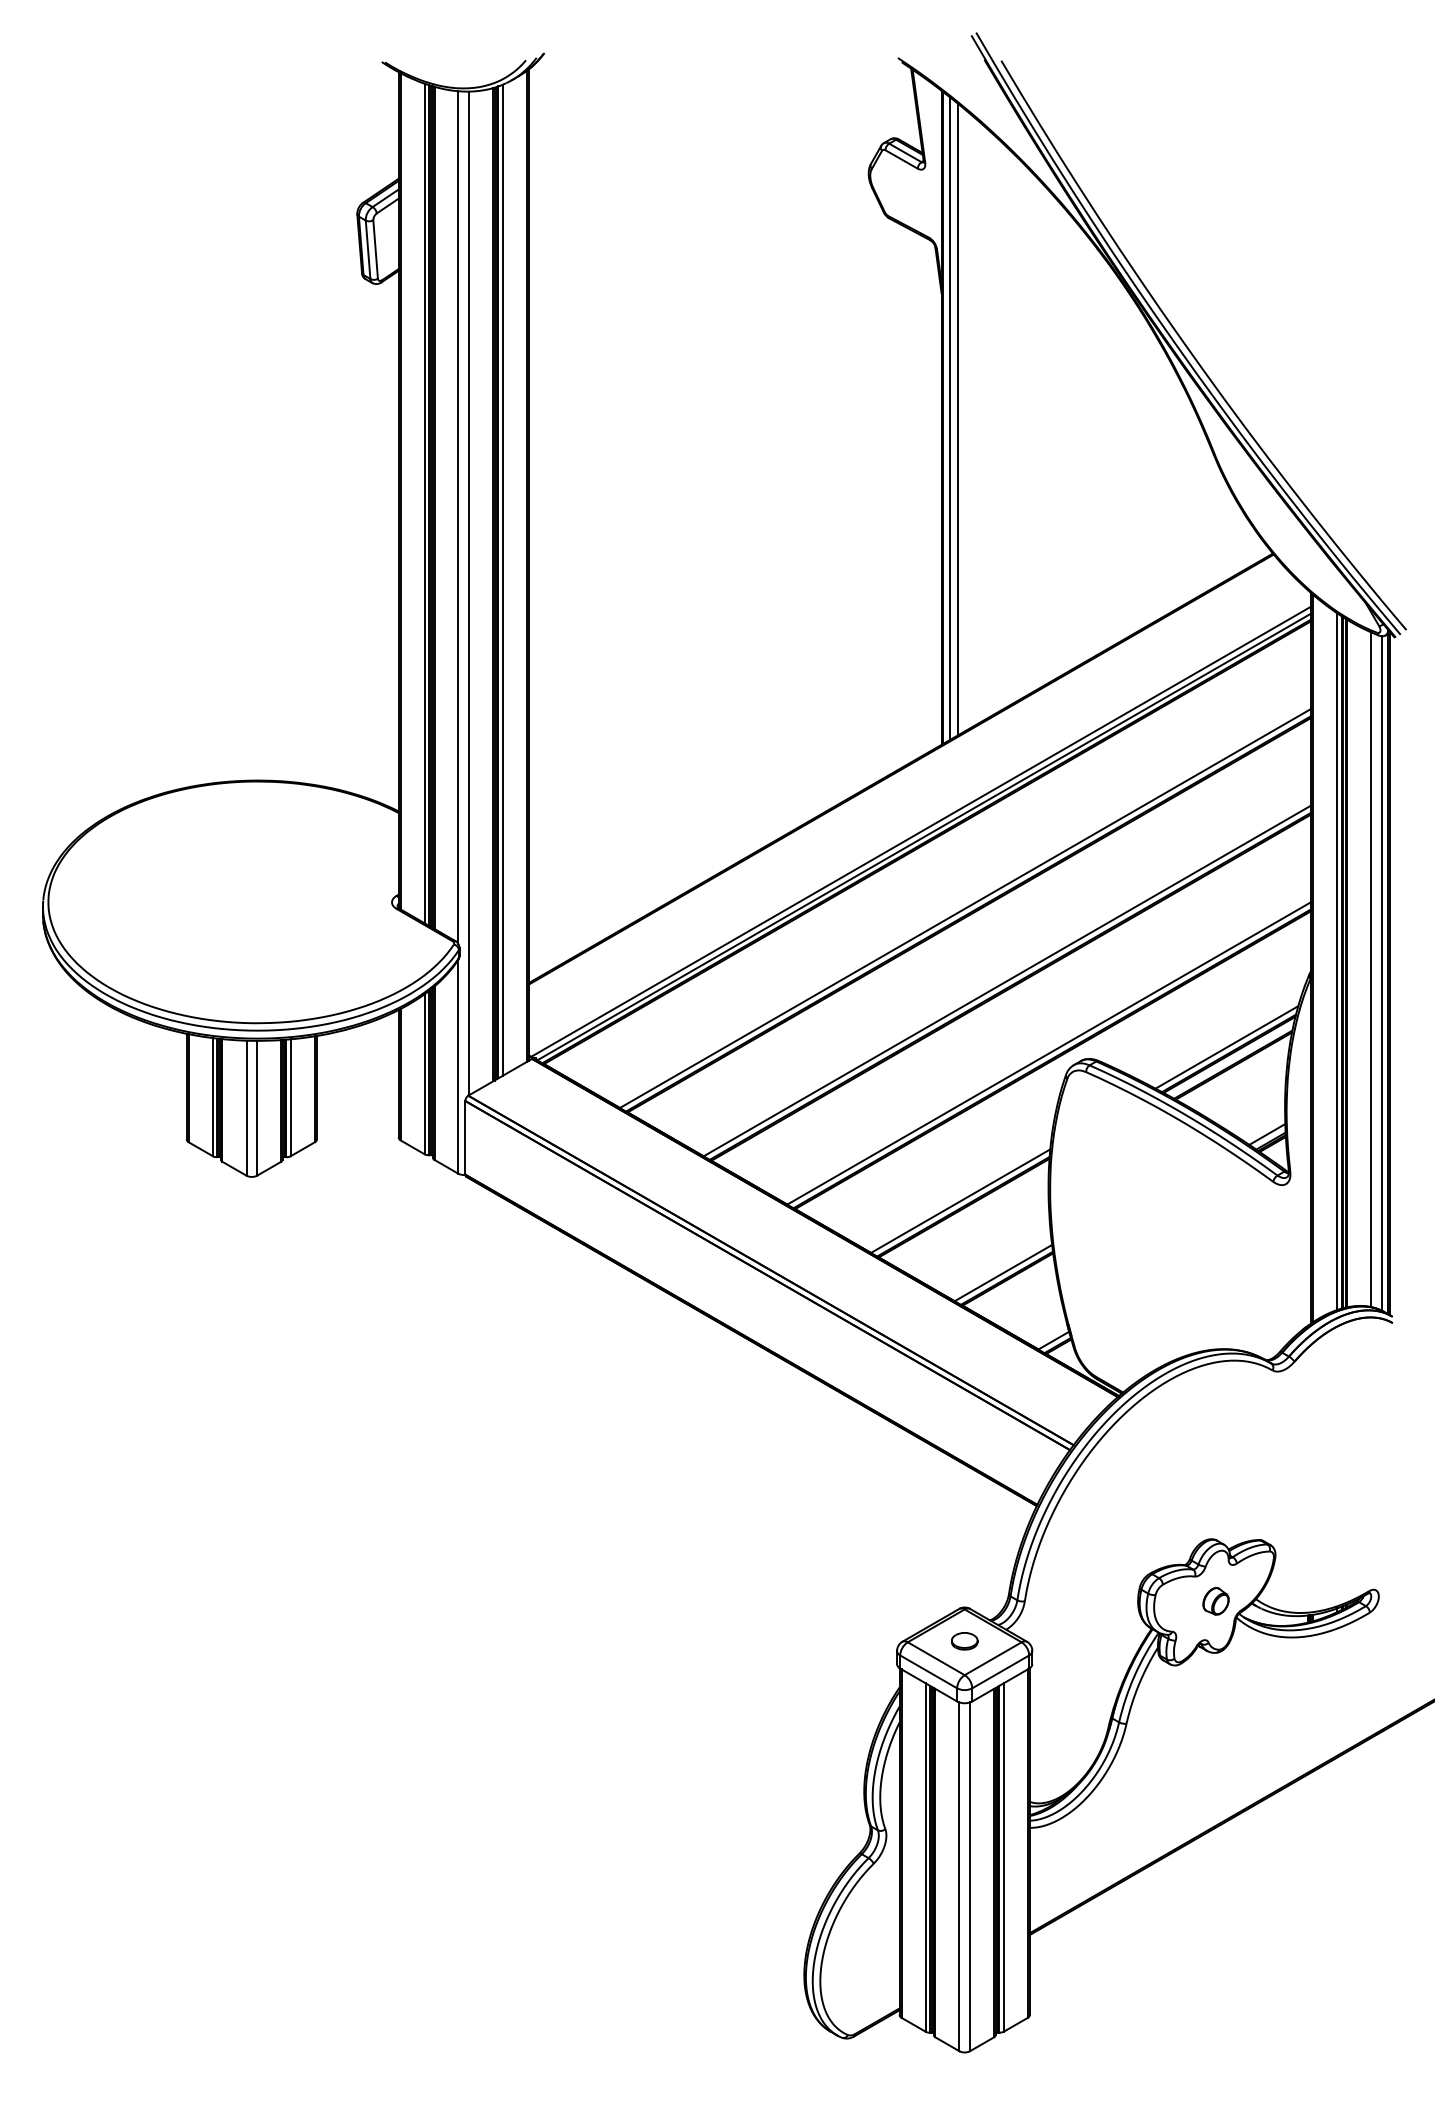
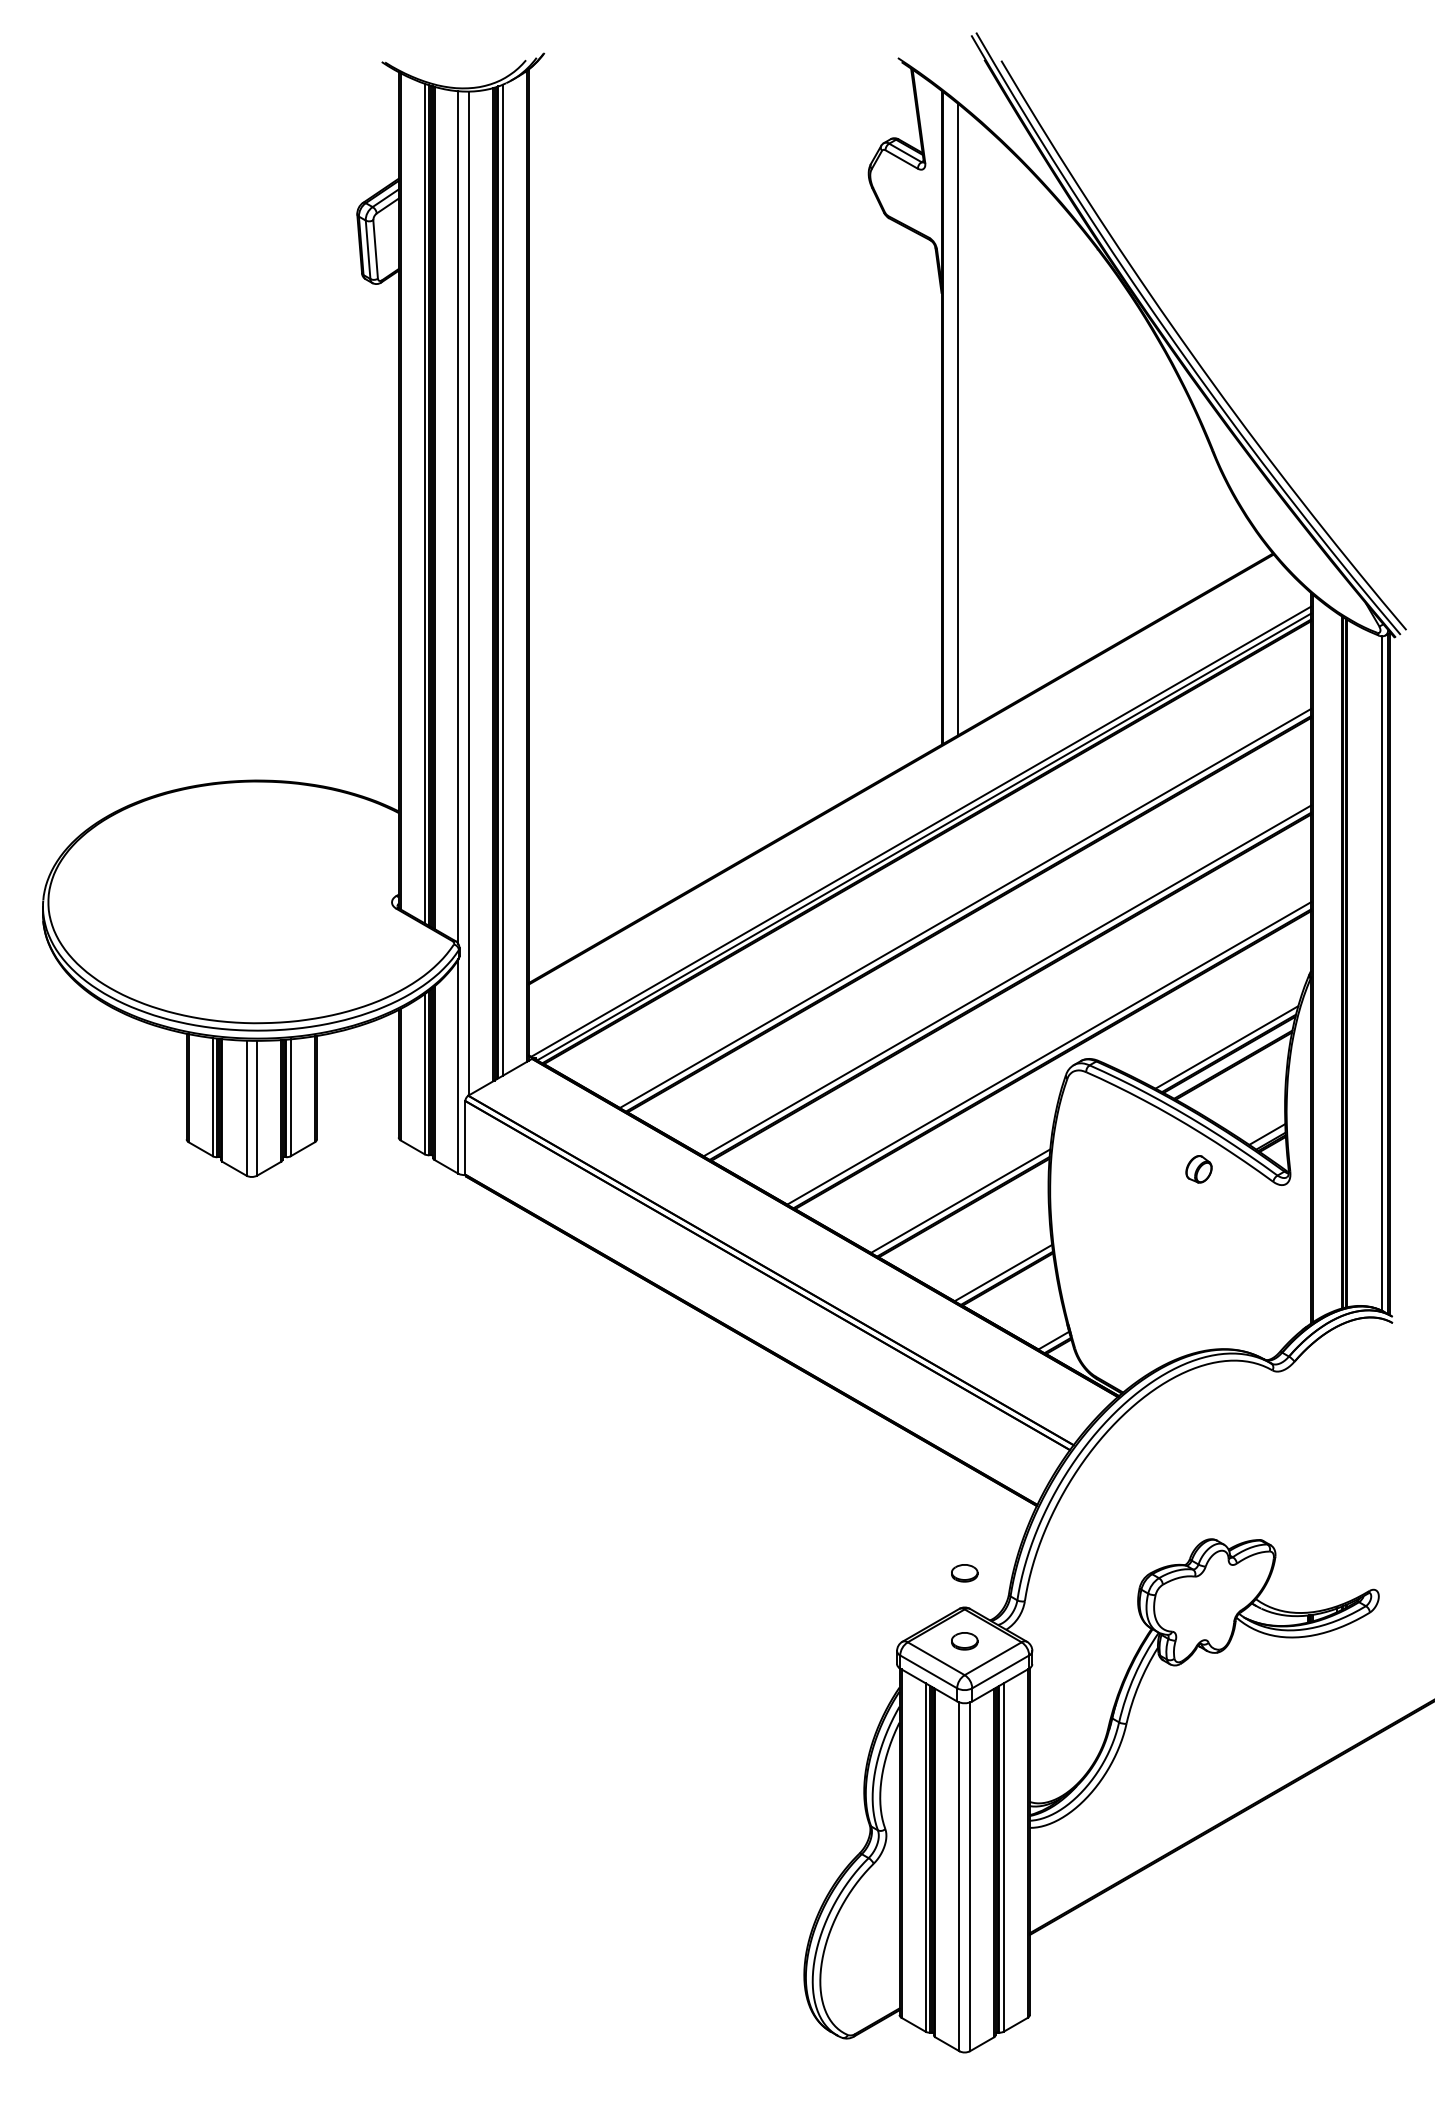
line: present -> none (949, 418)
line: present -> none (1337, 961)
line: present -> none (1371, 969)
part: none -> present (964, 1573)
part position: (1215, 1601) -> (1198, 1169) (1198, 1169)
